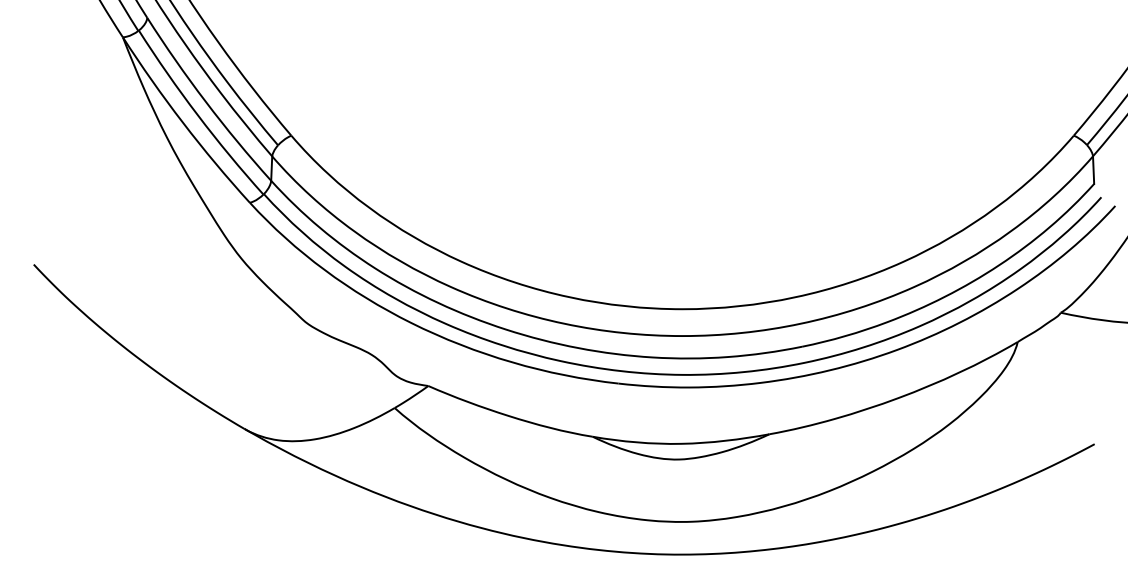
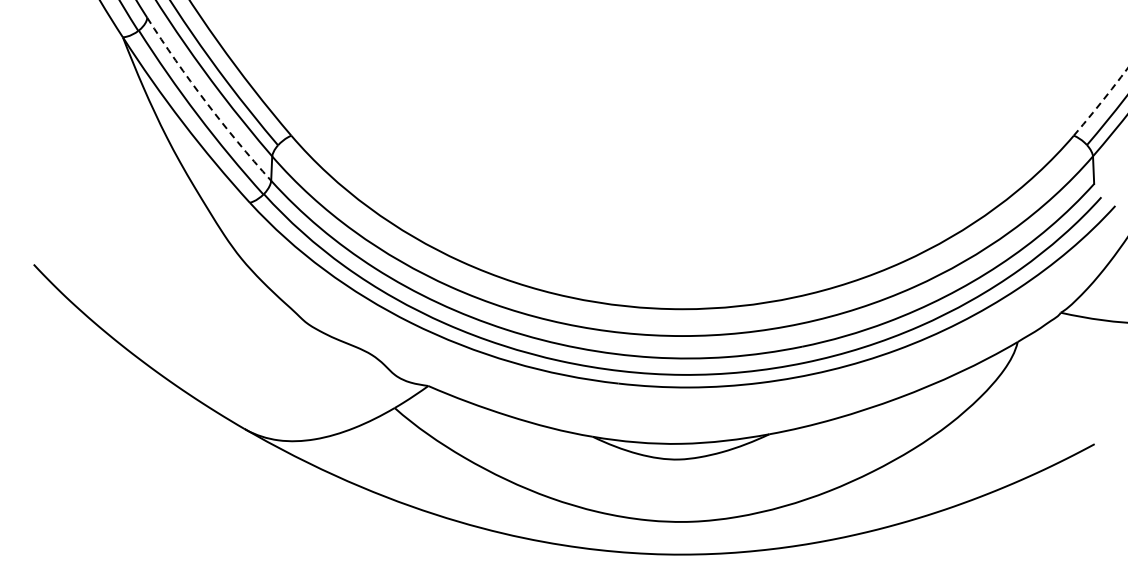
arc: solid -> dashed (205, 101)
arc: solid -> dashed (1101, 101)
